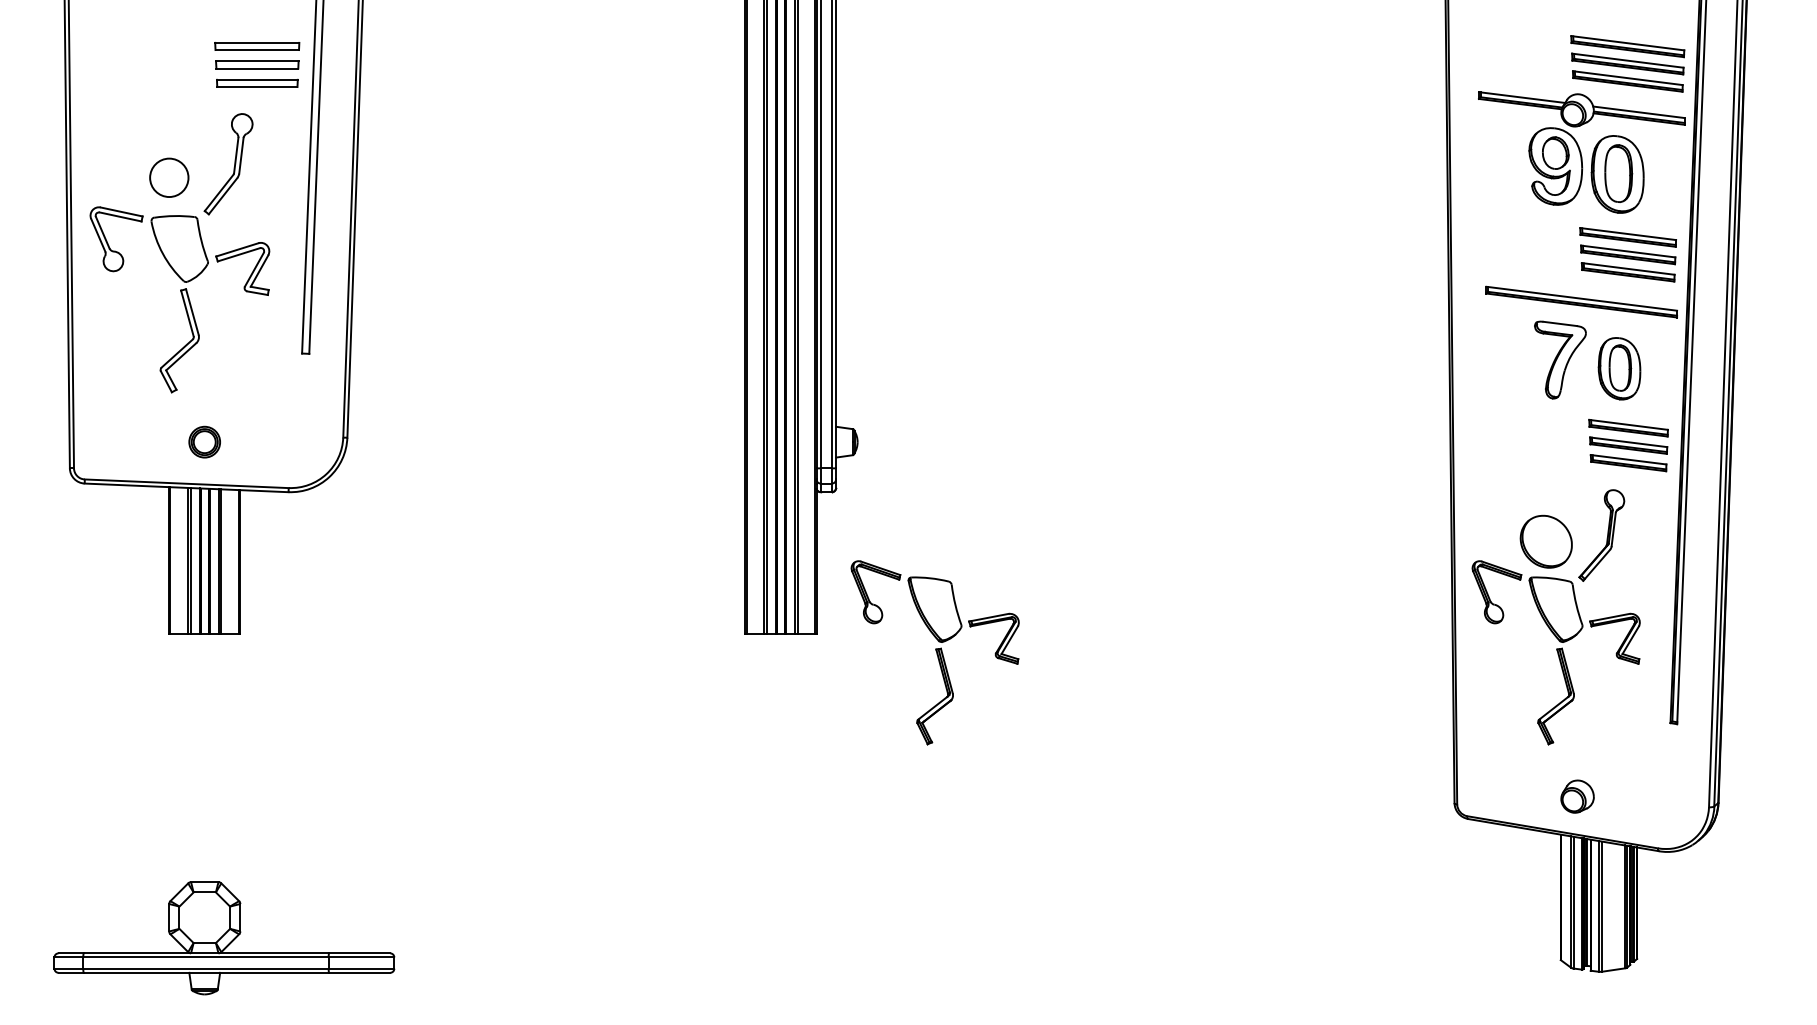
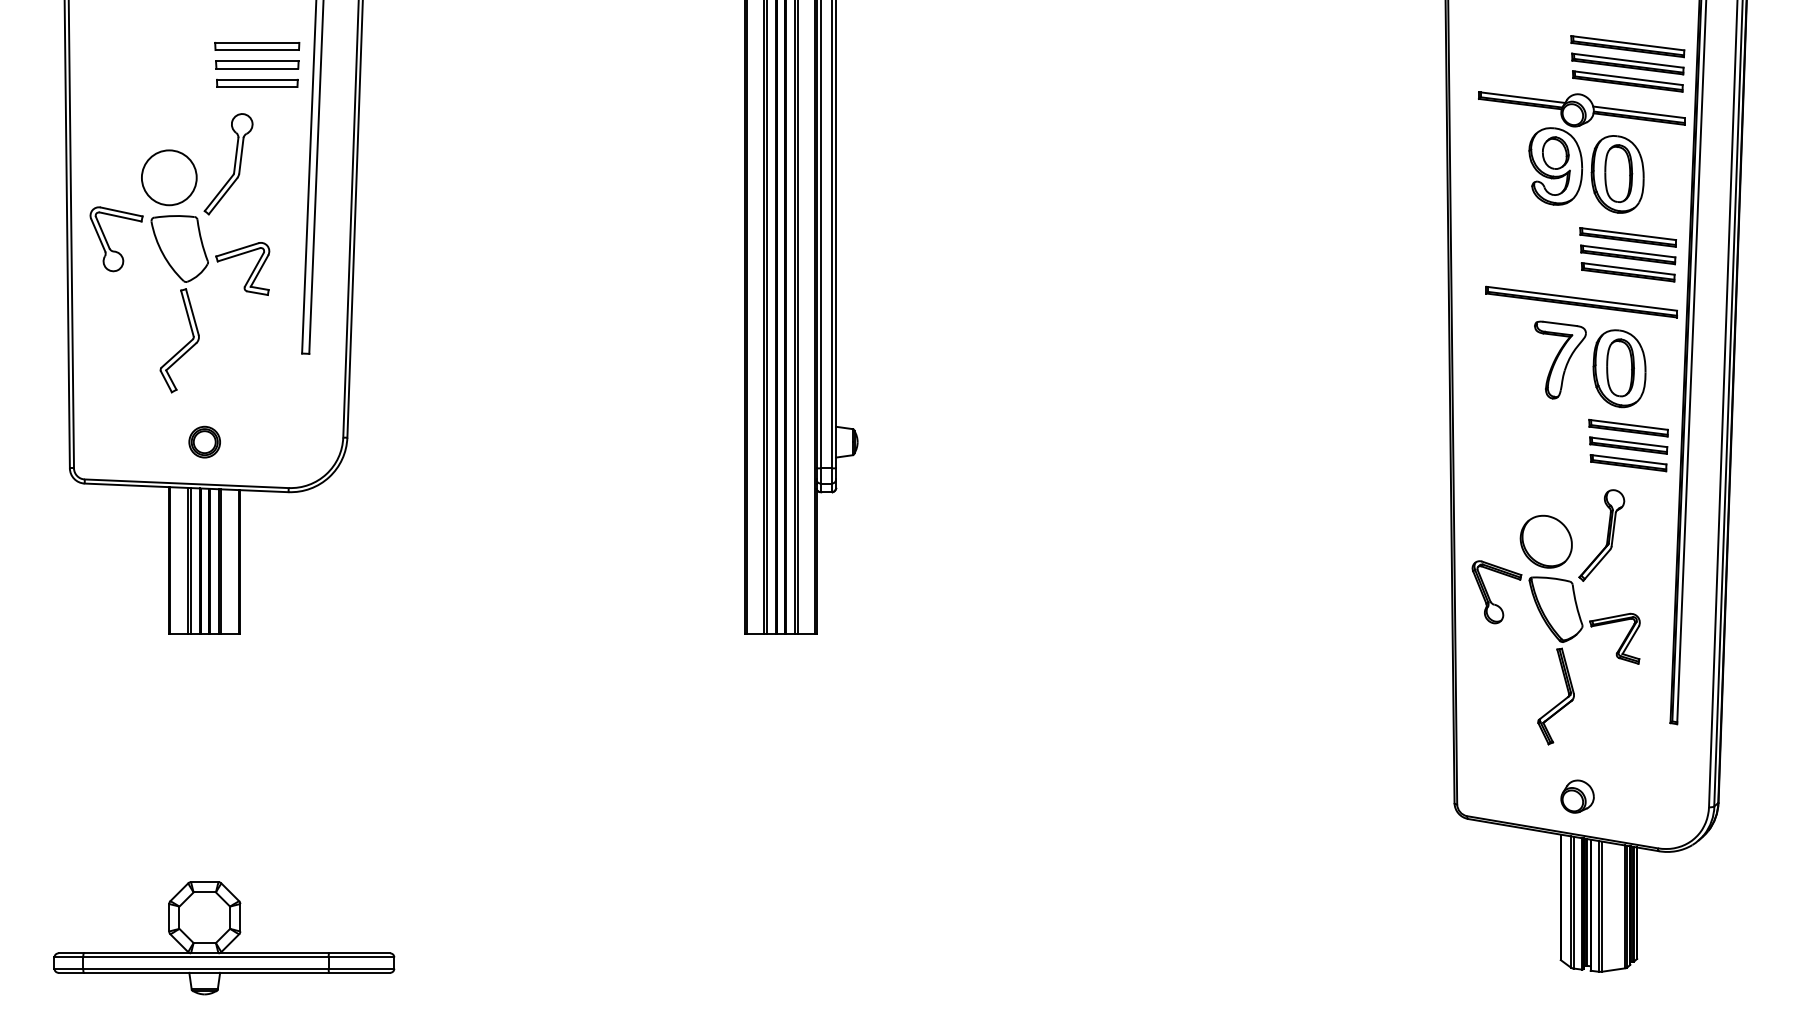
circle diameter: 38 px -> 55 px (168, 177)
part size: 45x64 px -> 55x80 px (1619, 368)
part: present -> none (934, 652)
